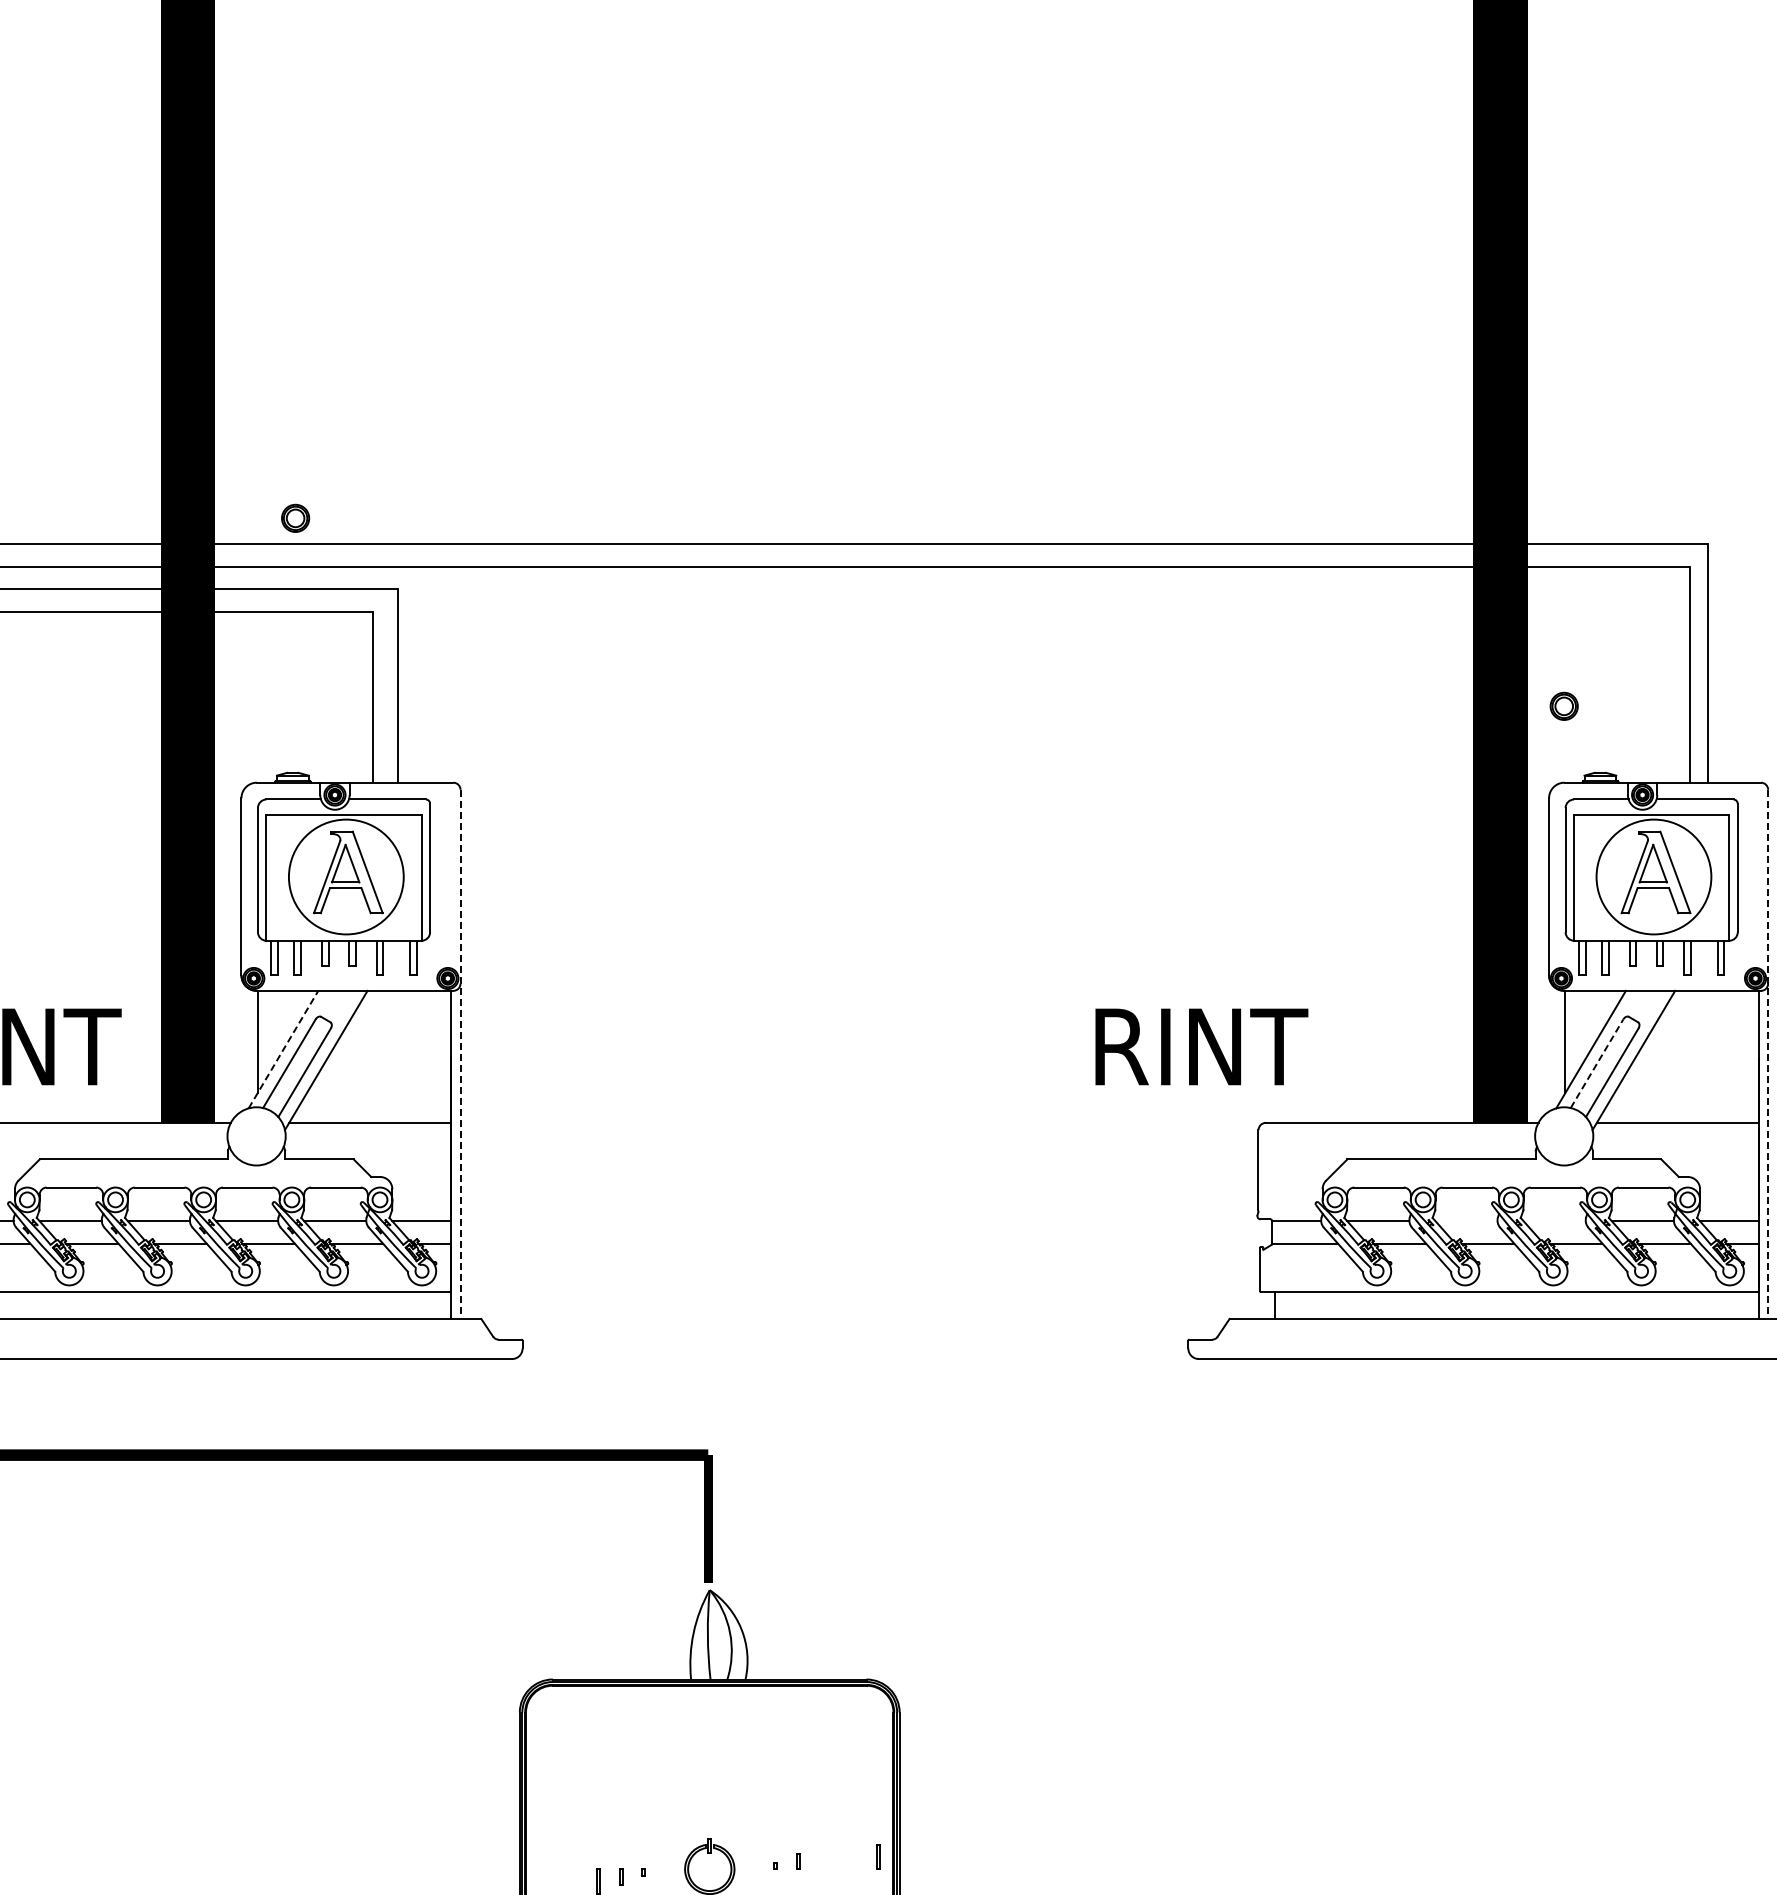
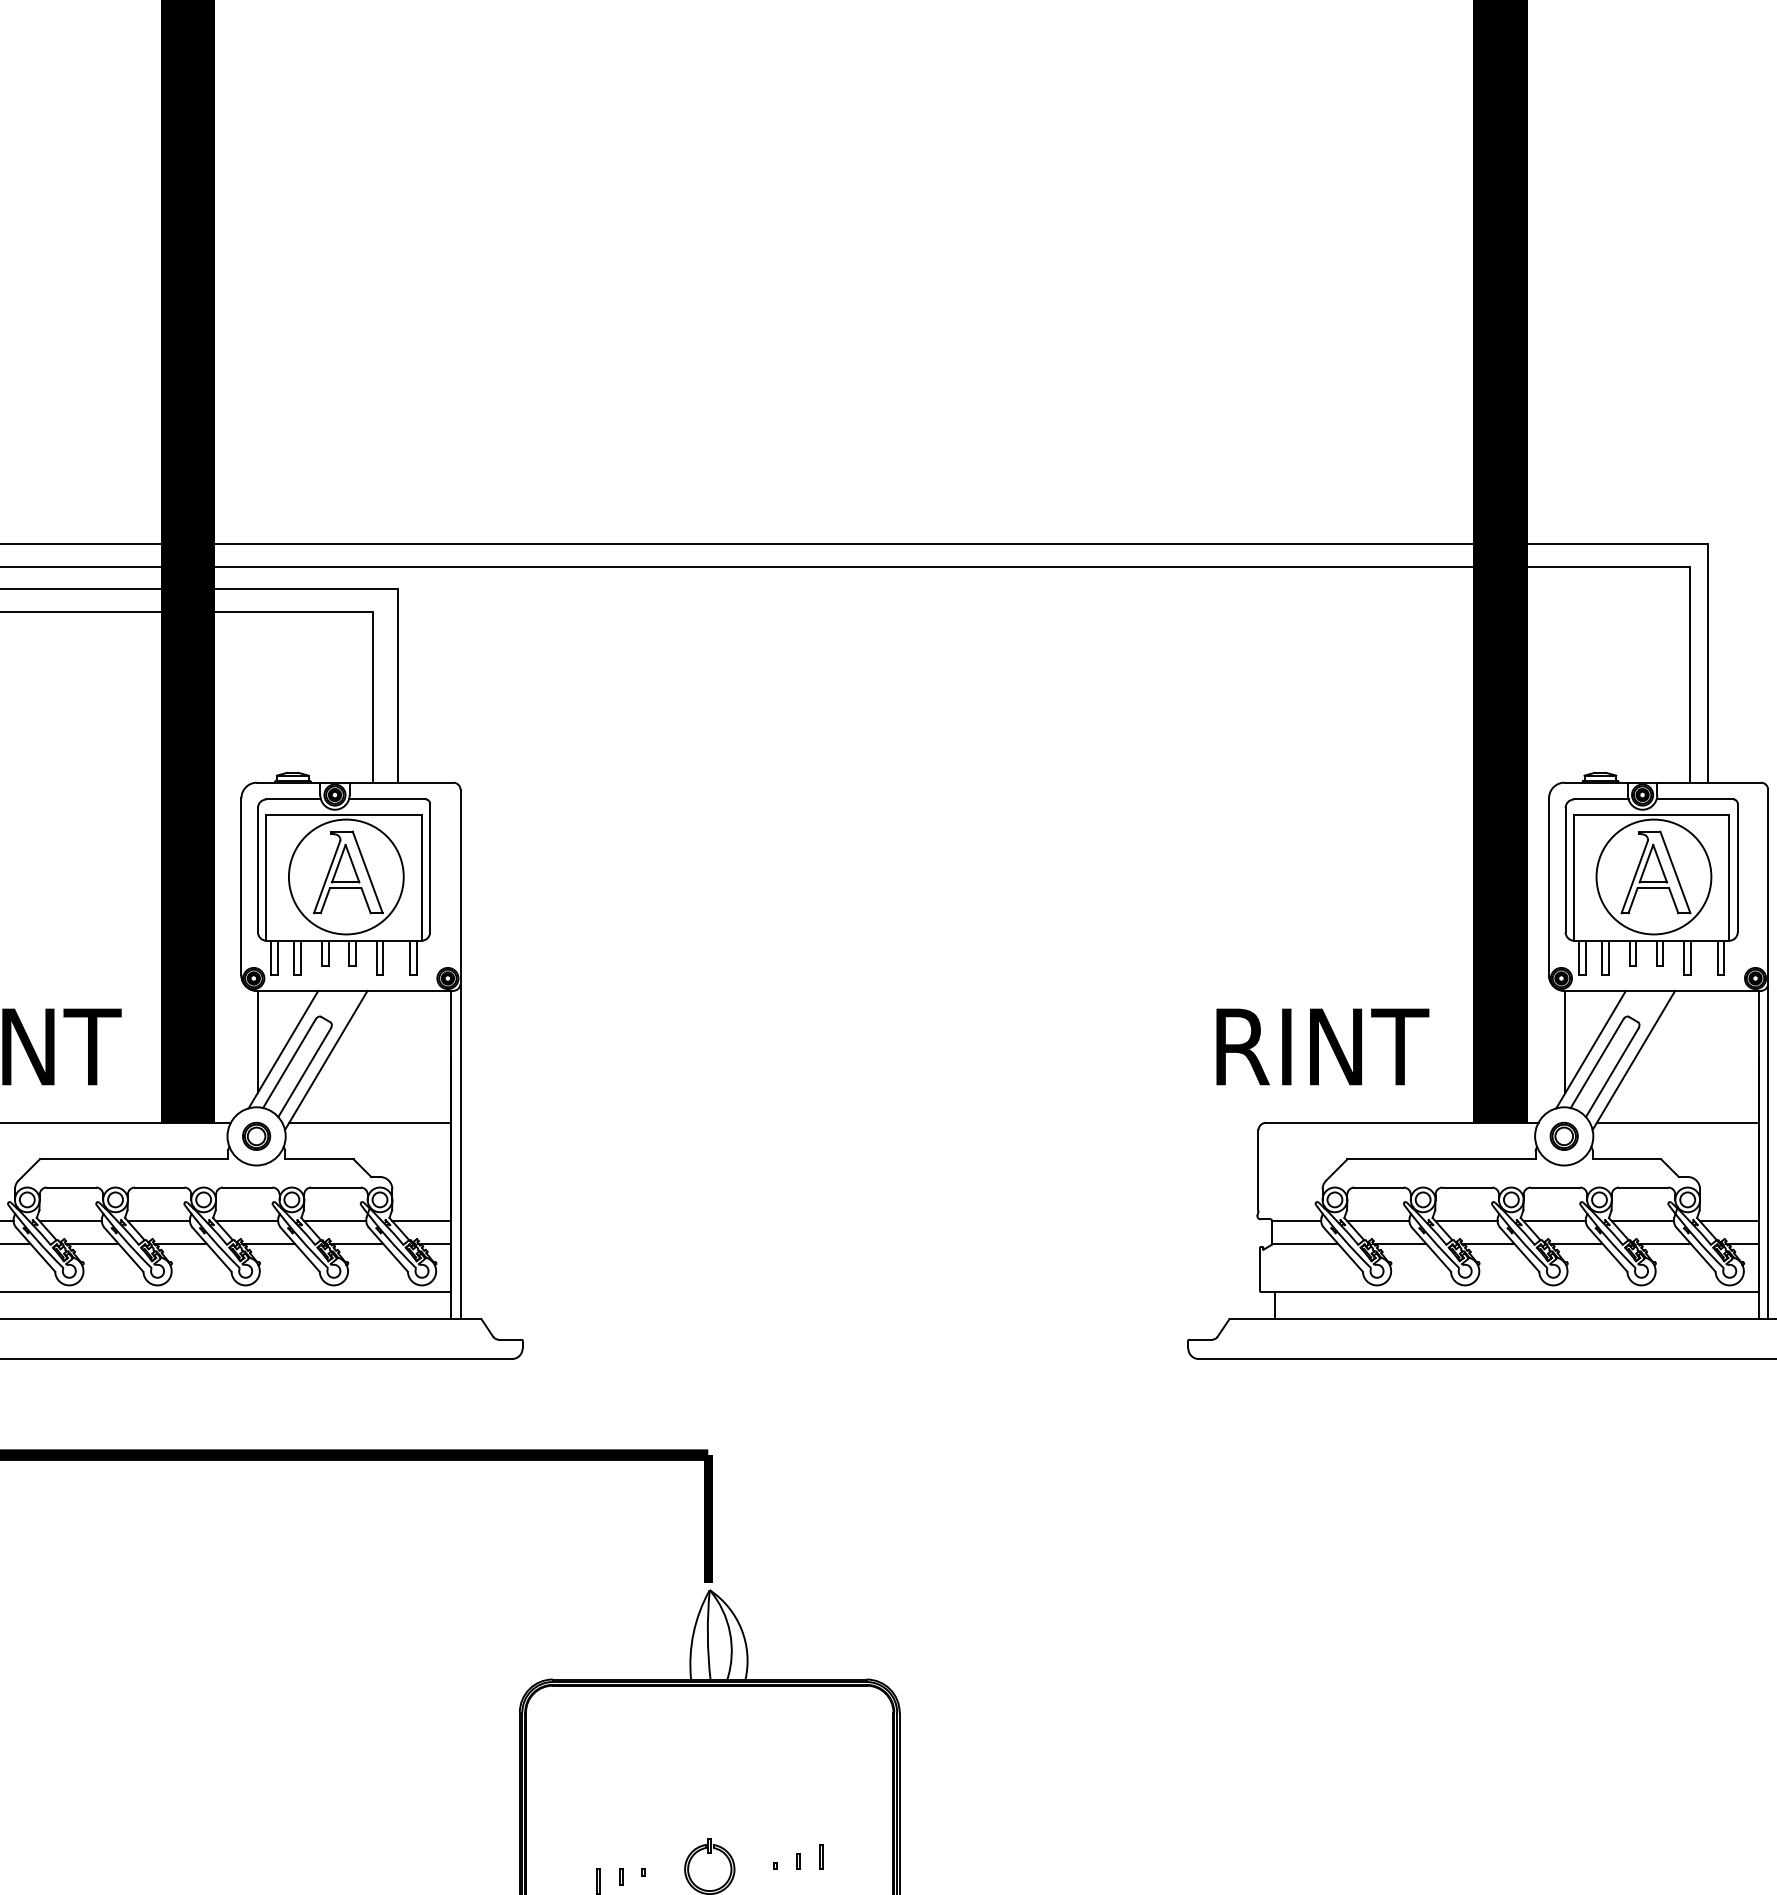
part position: (295, 517) -> (256, 1135) (256, 1135)
part position: (1563, 705) -> (1563, 1135) (1563, 1135)
text position: (1201, 1046) -> (1322, 1046) (1322, 1046)
line: dashed -> solid (283, 1049)
line: dashed -> solid (460, 1054)
line: dashed -> solid (1768, 1054)
line: dashed -> solid (1597, 1063)
line: none -> present (1466, 1221)
line: none -> present (1554, 1221)
line position: (877, 1856) -> (820, 1856) (820, 1856)
